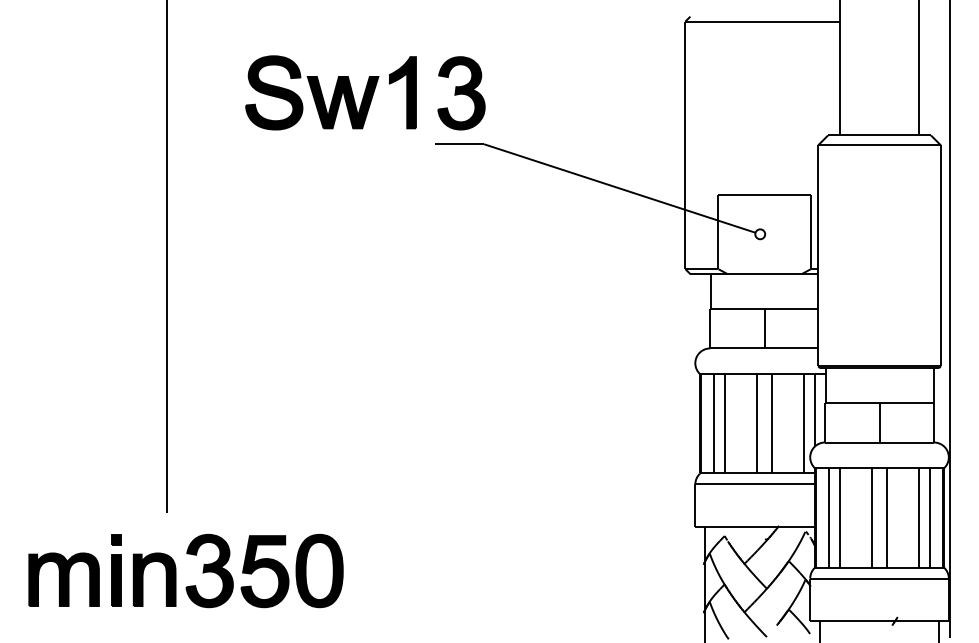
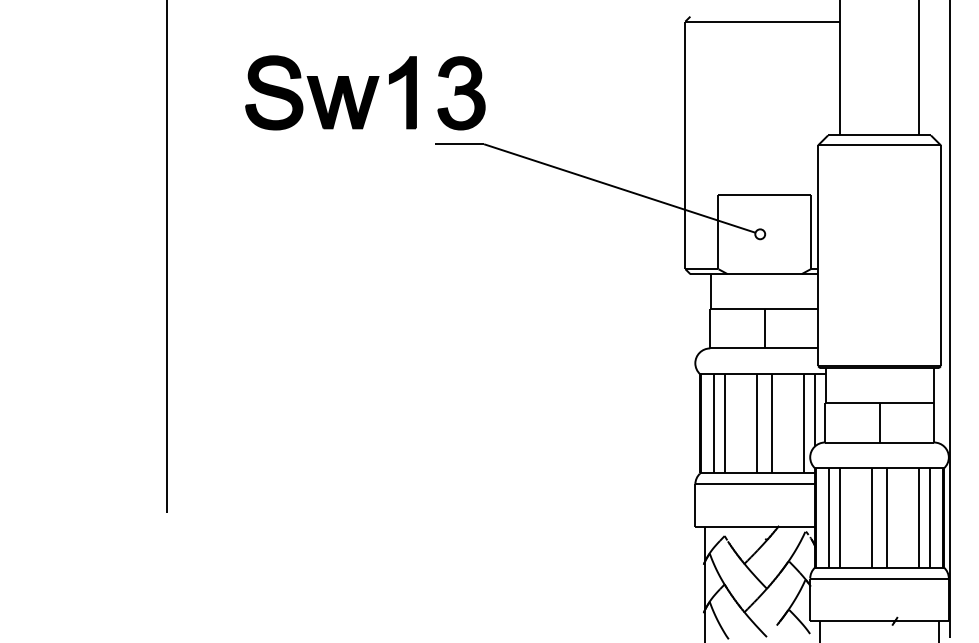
part: present -> none (176, 570)
